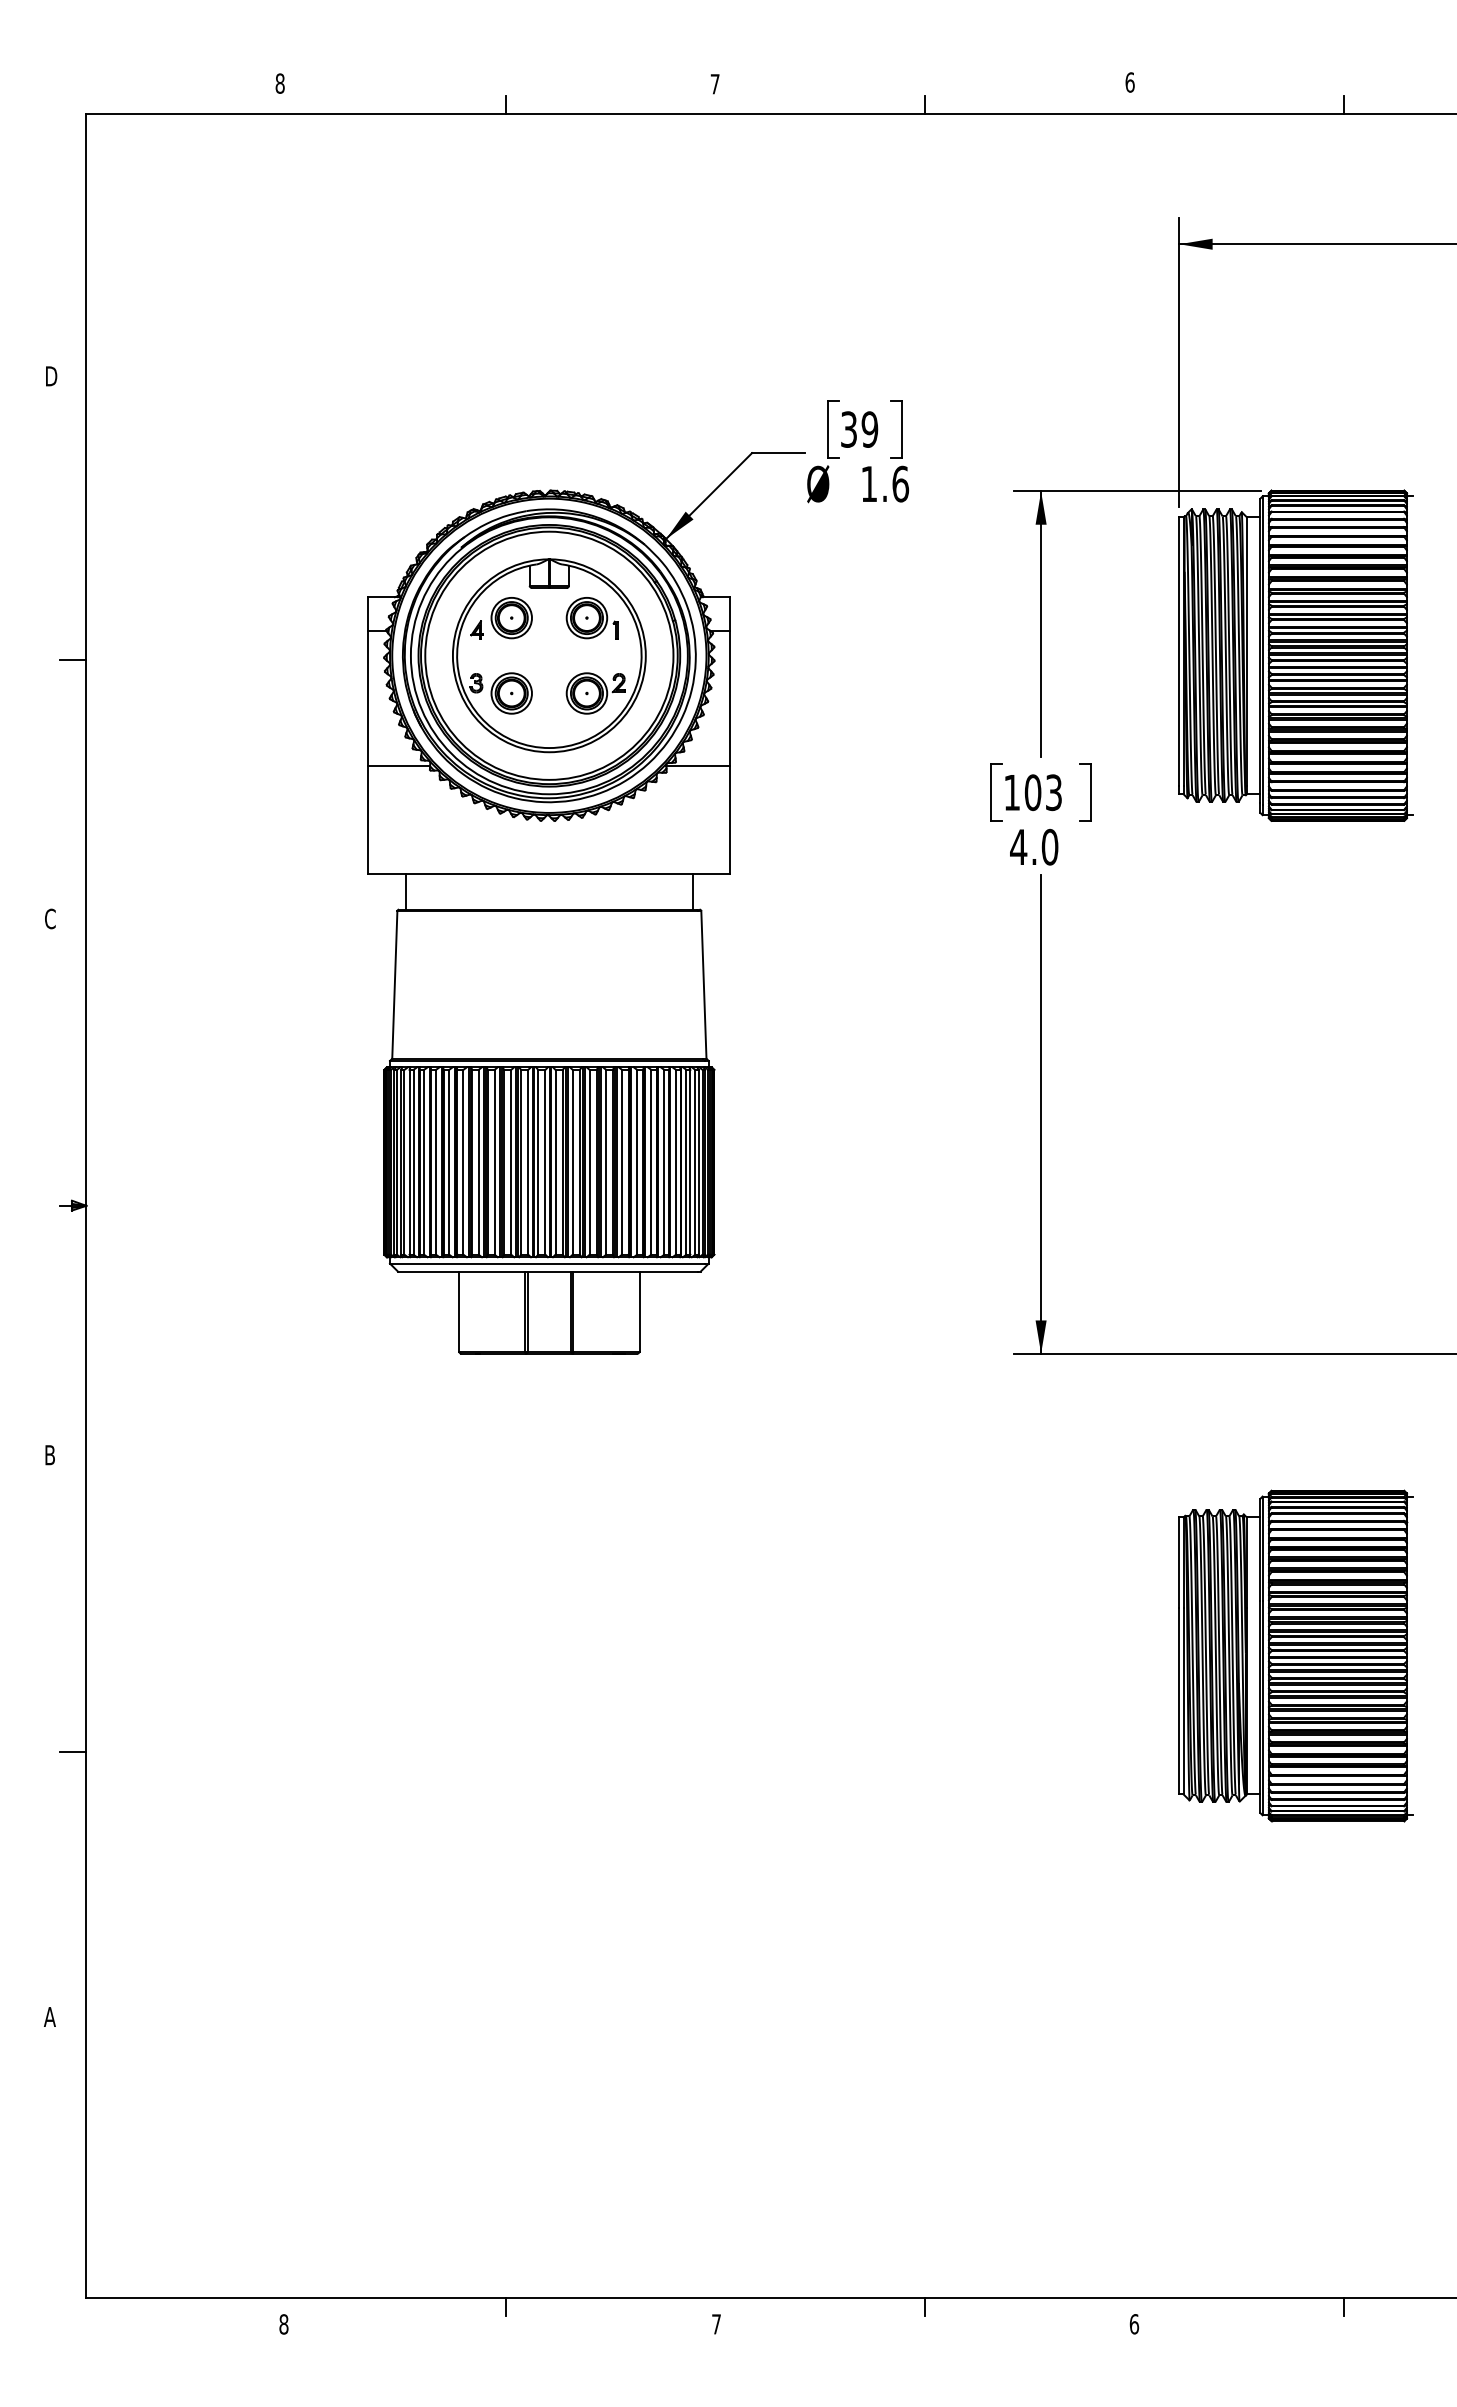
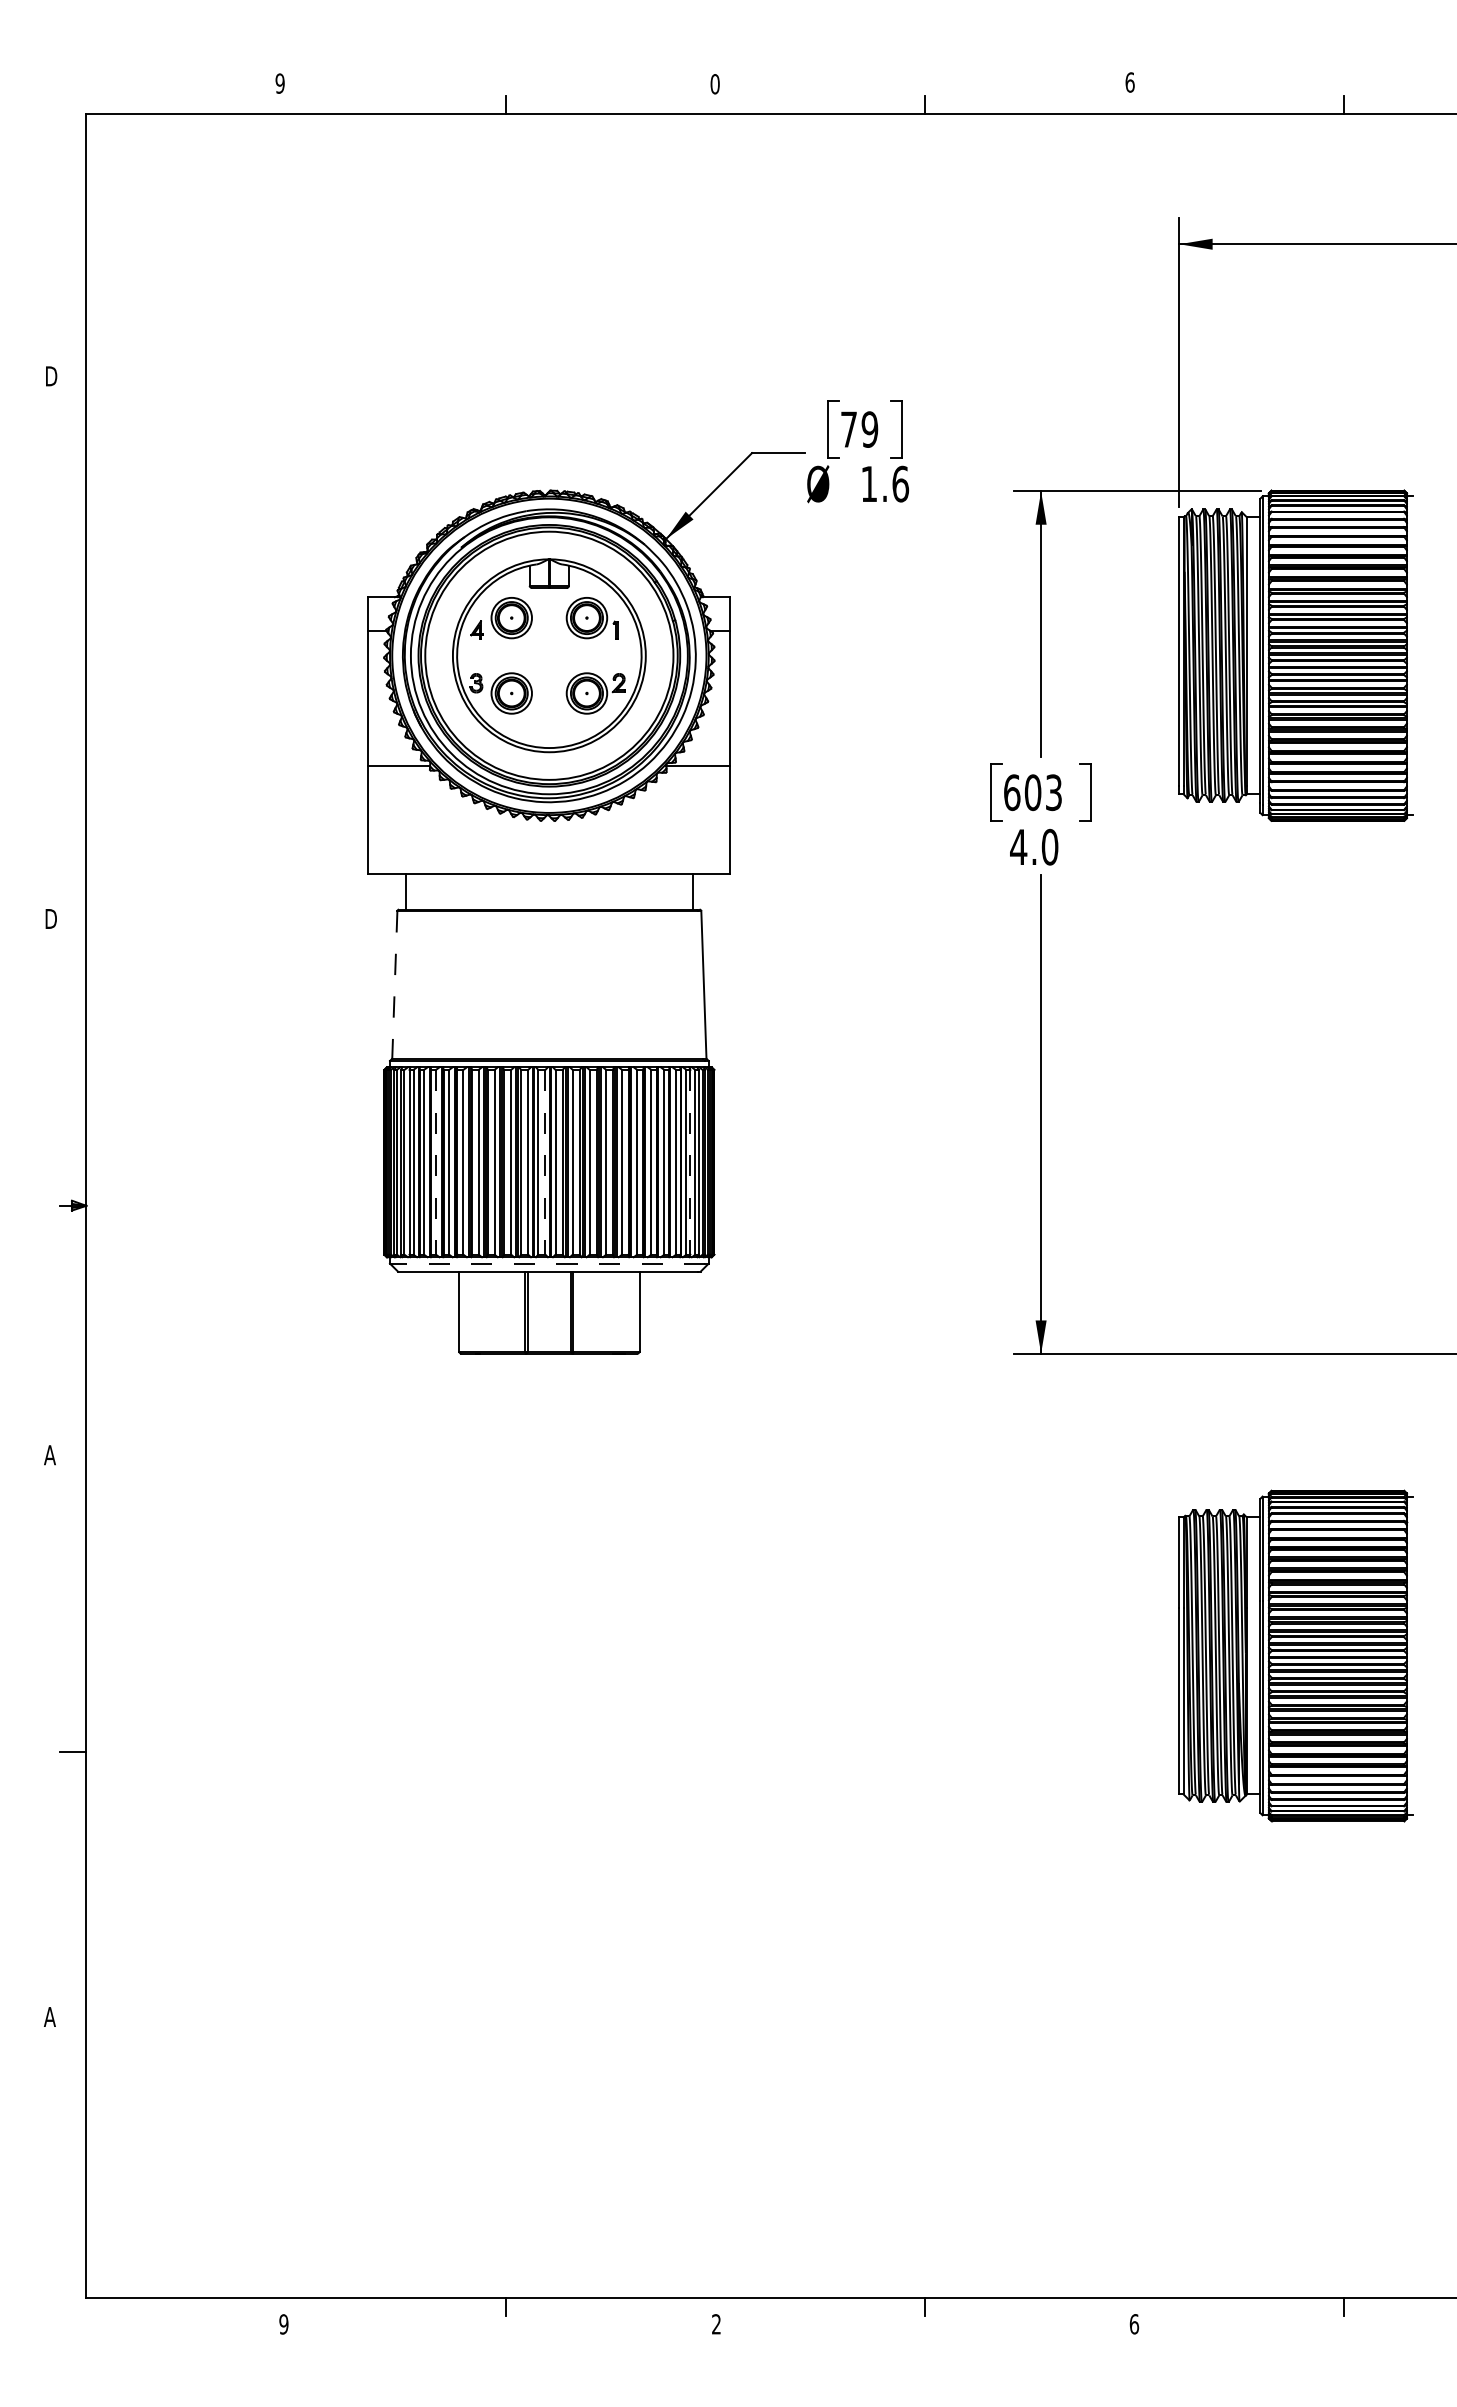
text: 8 -> 9 (279, 83)
text: 7 -> 0 (714, 84)
text: 39 -> 79 (848, 429)
line: present -> none (72, 659)
text: 103 -> 603 (1012, 792)
text: C -> D (50, 918)
line: solid -> dashed (394, 984)
line: solid -> dashed (436, 1162)
line: solid -> dashed (545, 1162)
line: solid -> dashed (690, 1162)
line: solid -> dashed (547, 1263)
text: B -> A (49, 1455)
text: 8 -> 9 (283, 2324)
text: 7 -> 2 (716, 2324)
